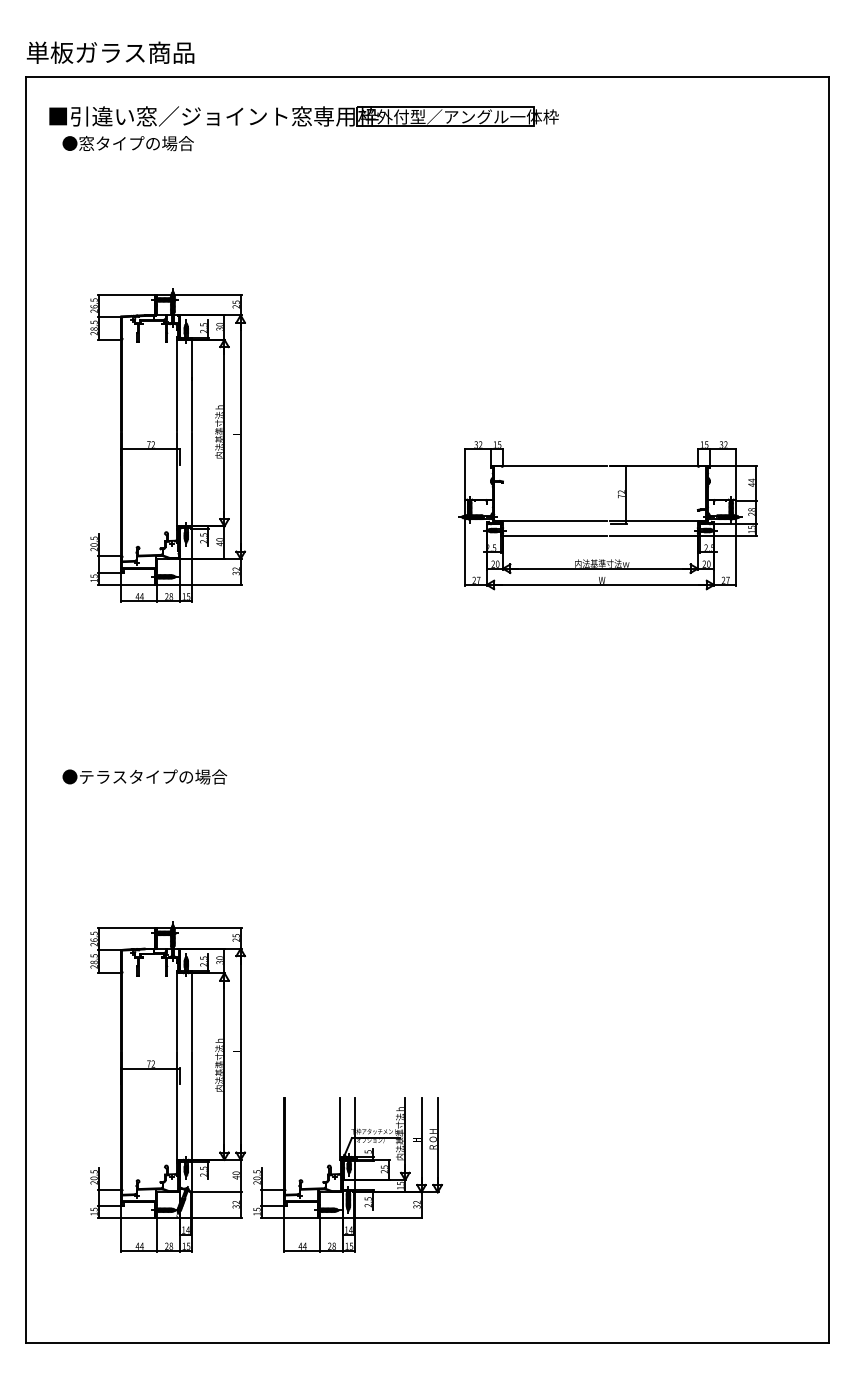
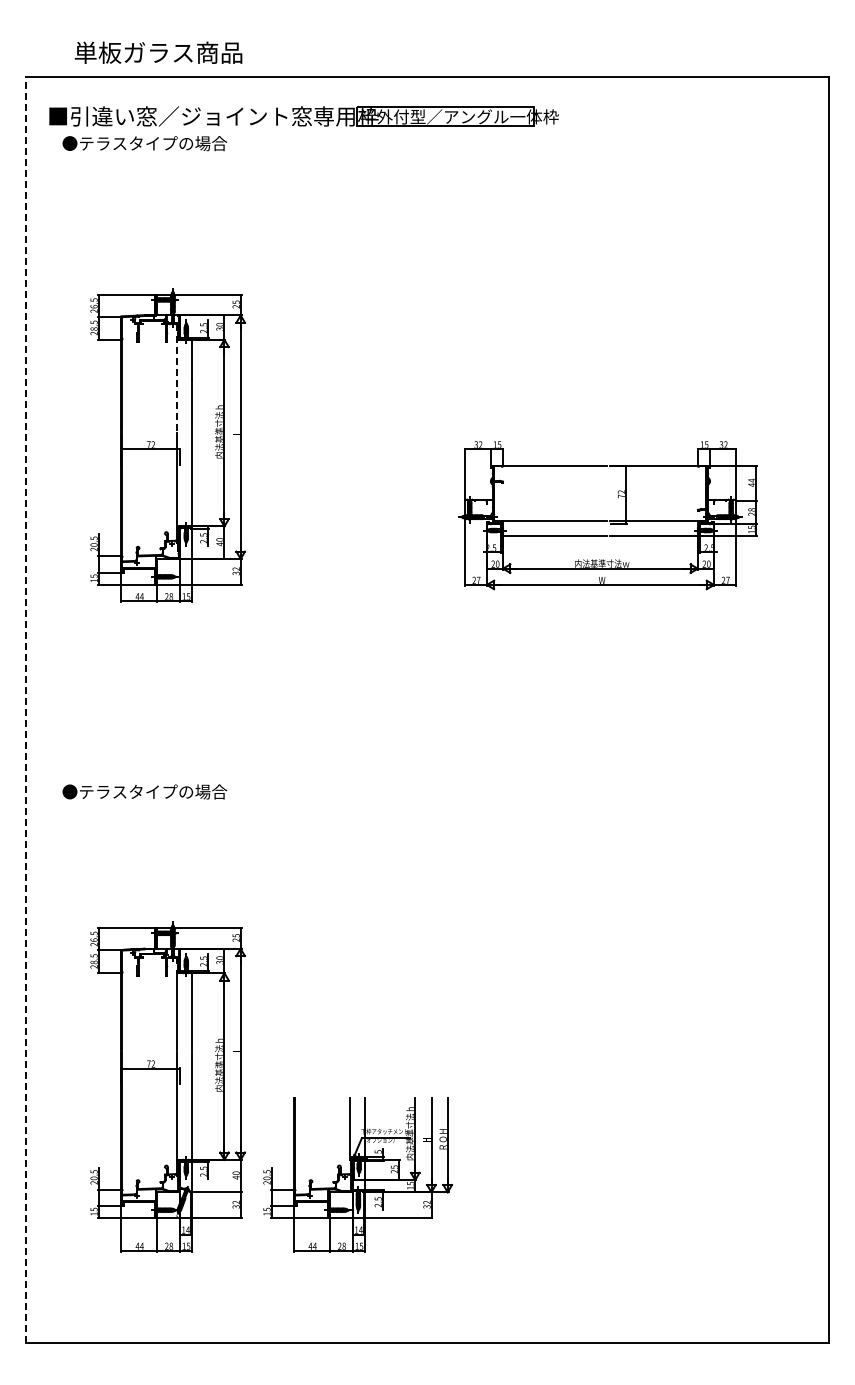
text position: (110, 52) -> (158, 52) (158, 52)
text: ●窓タイプの場合 -> ●テラスタイプの場合 (152, 143)
line: solid -> dashed (176, 384)
line: solid -> dashed (25, 709)
text position: (144, 776) -> (144, 791) (144, 791)
part position: (347, 1174) -> (357, 1174) (357, 1174)
